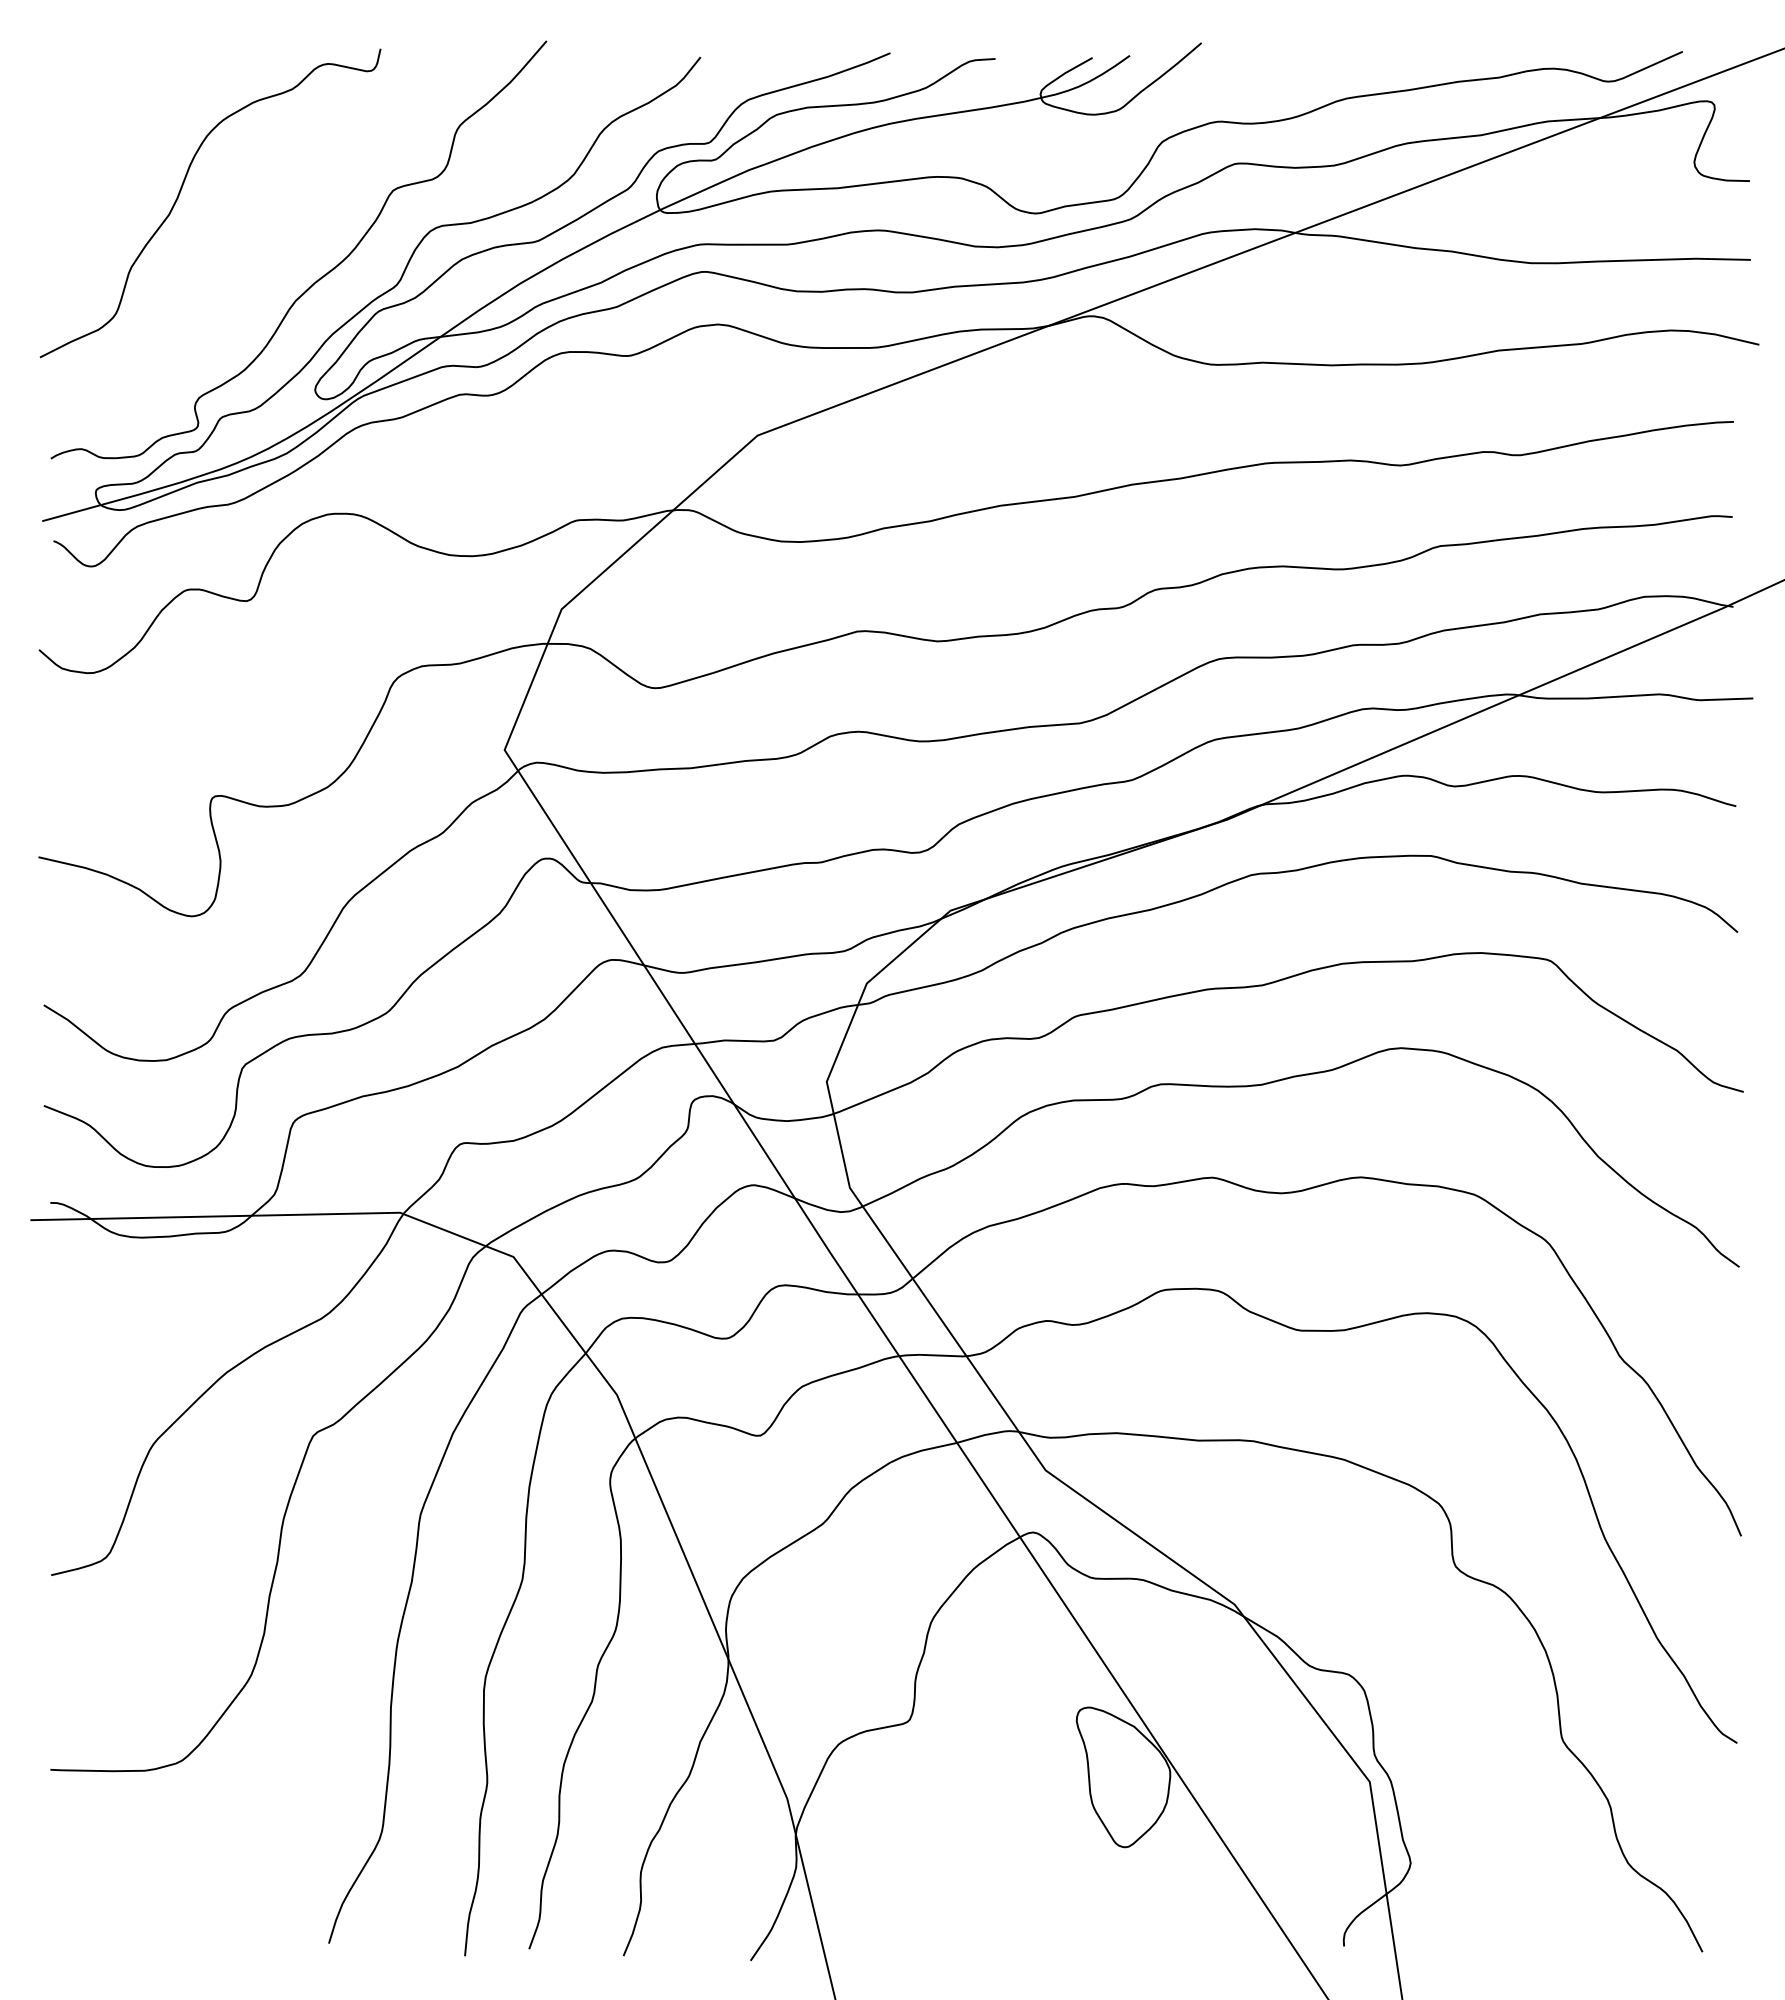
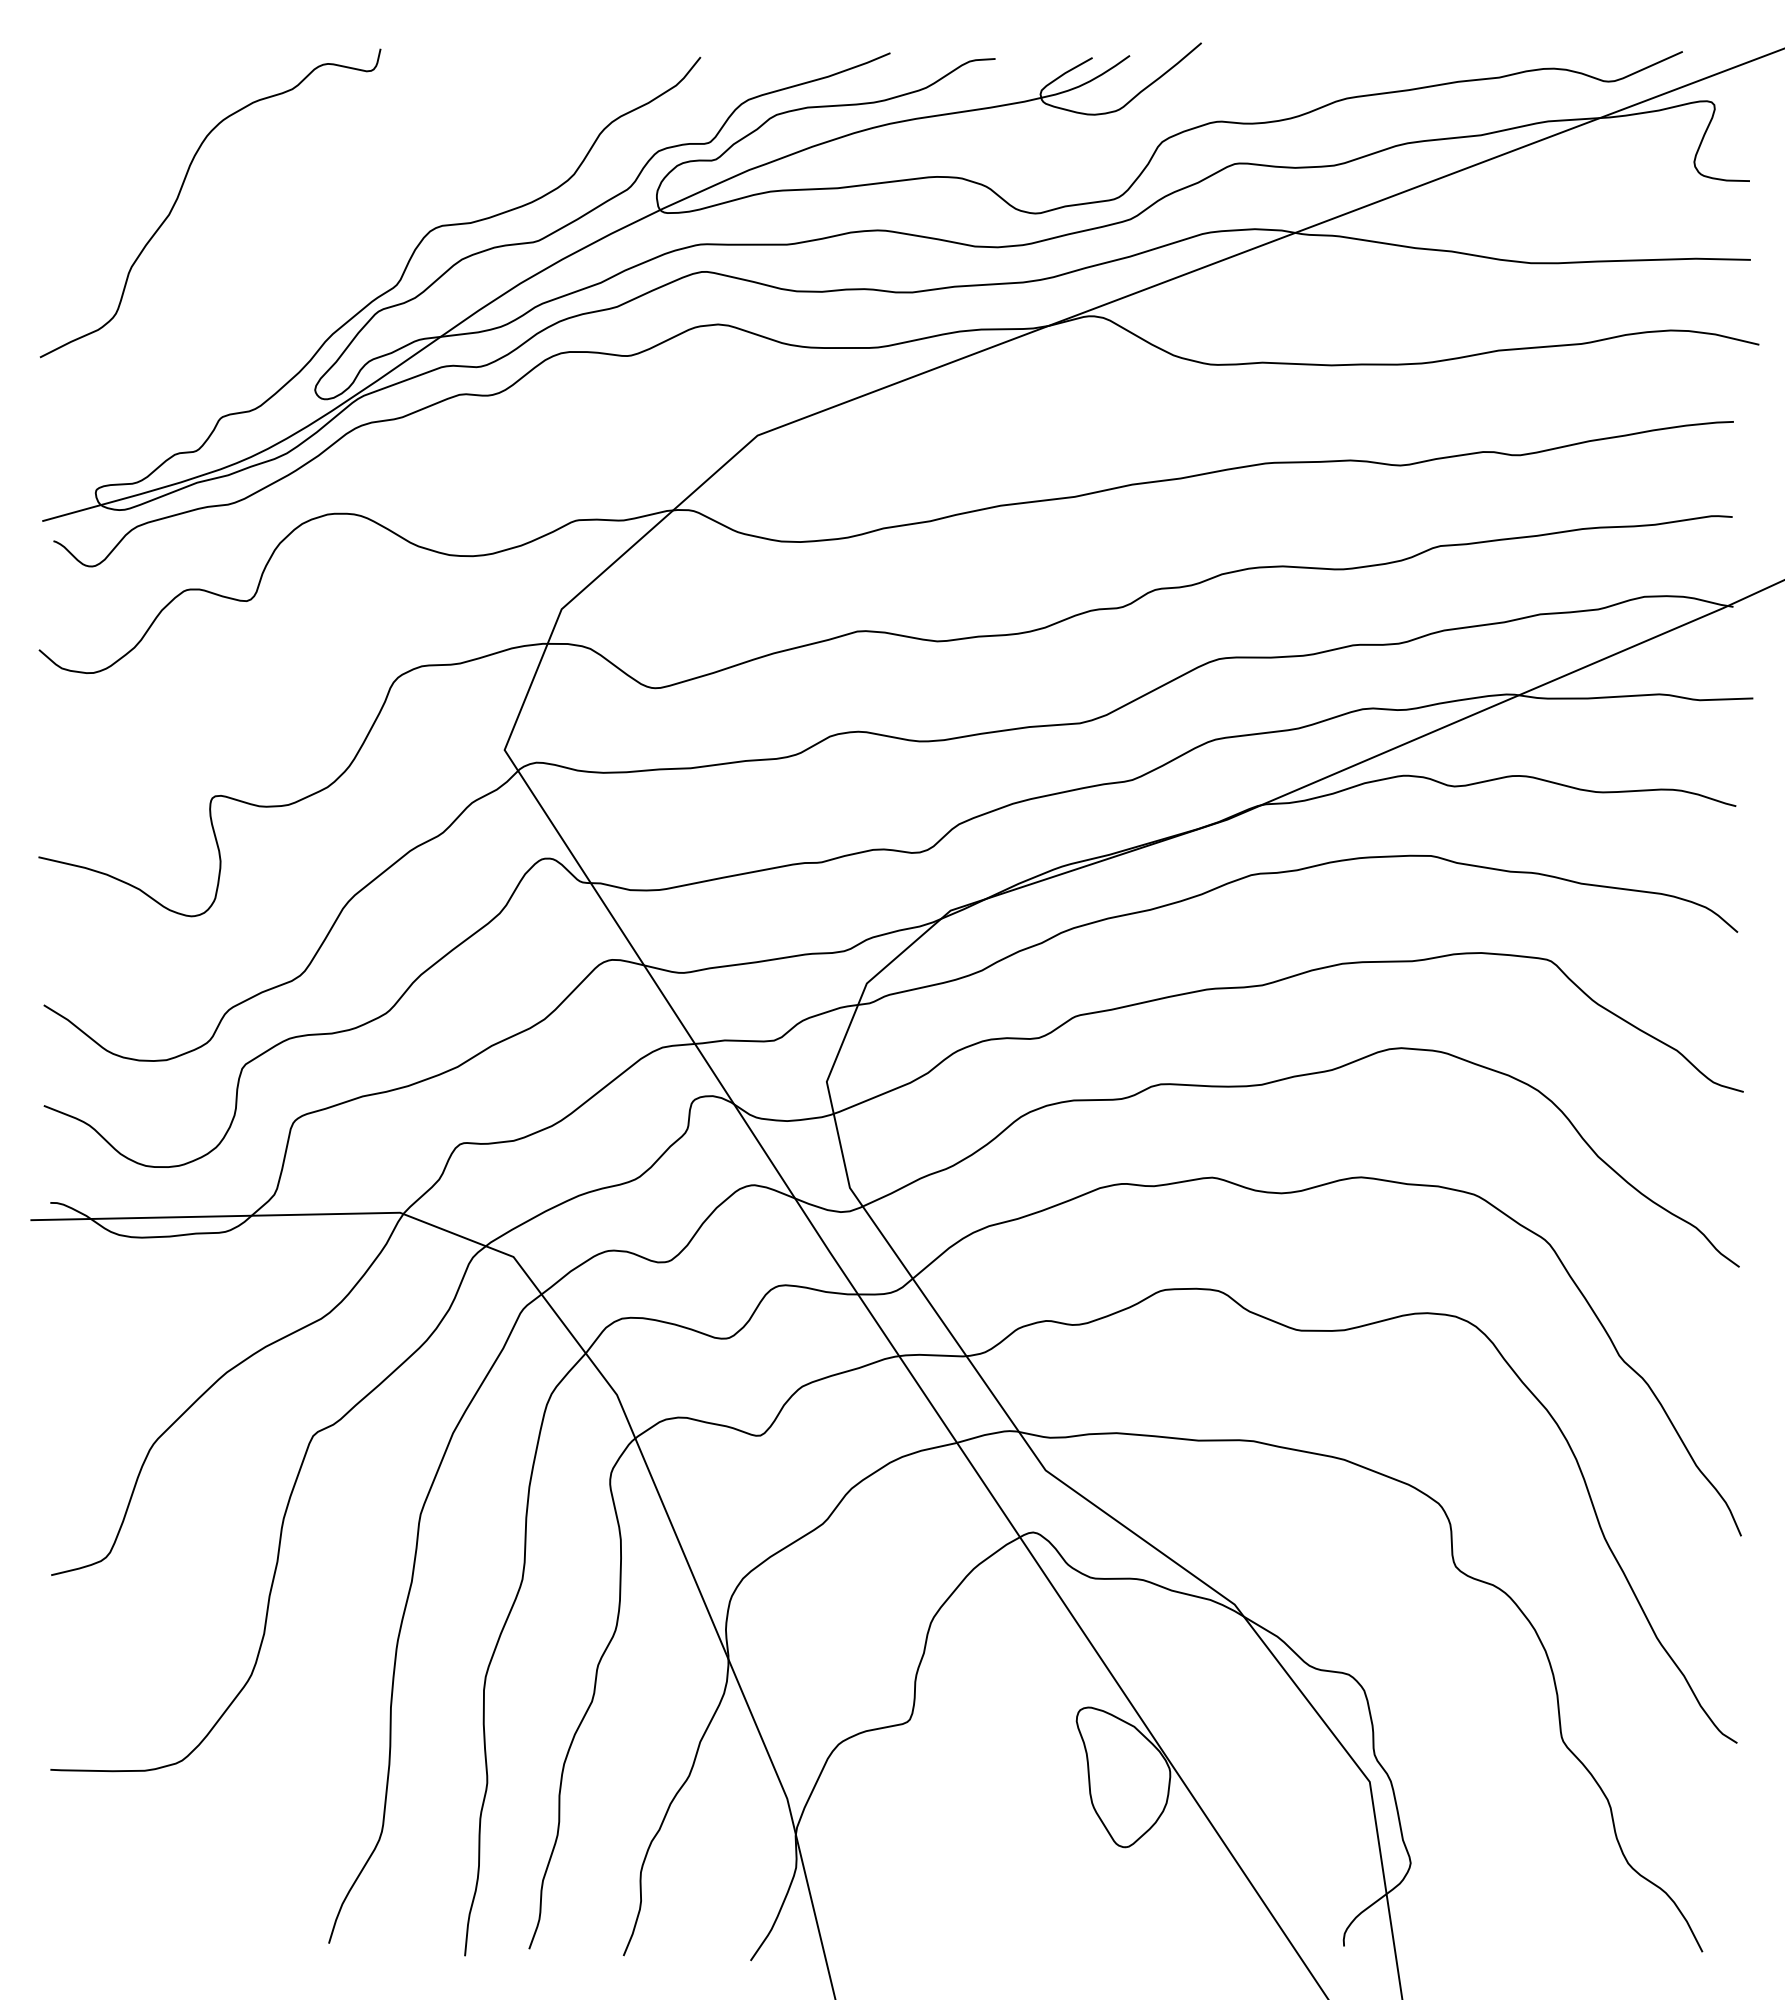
curve: present -> none (321, 276)
